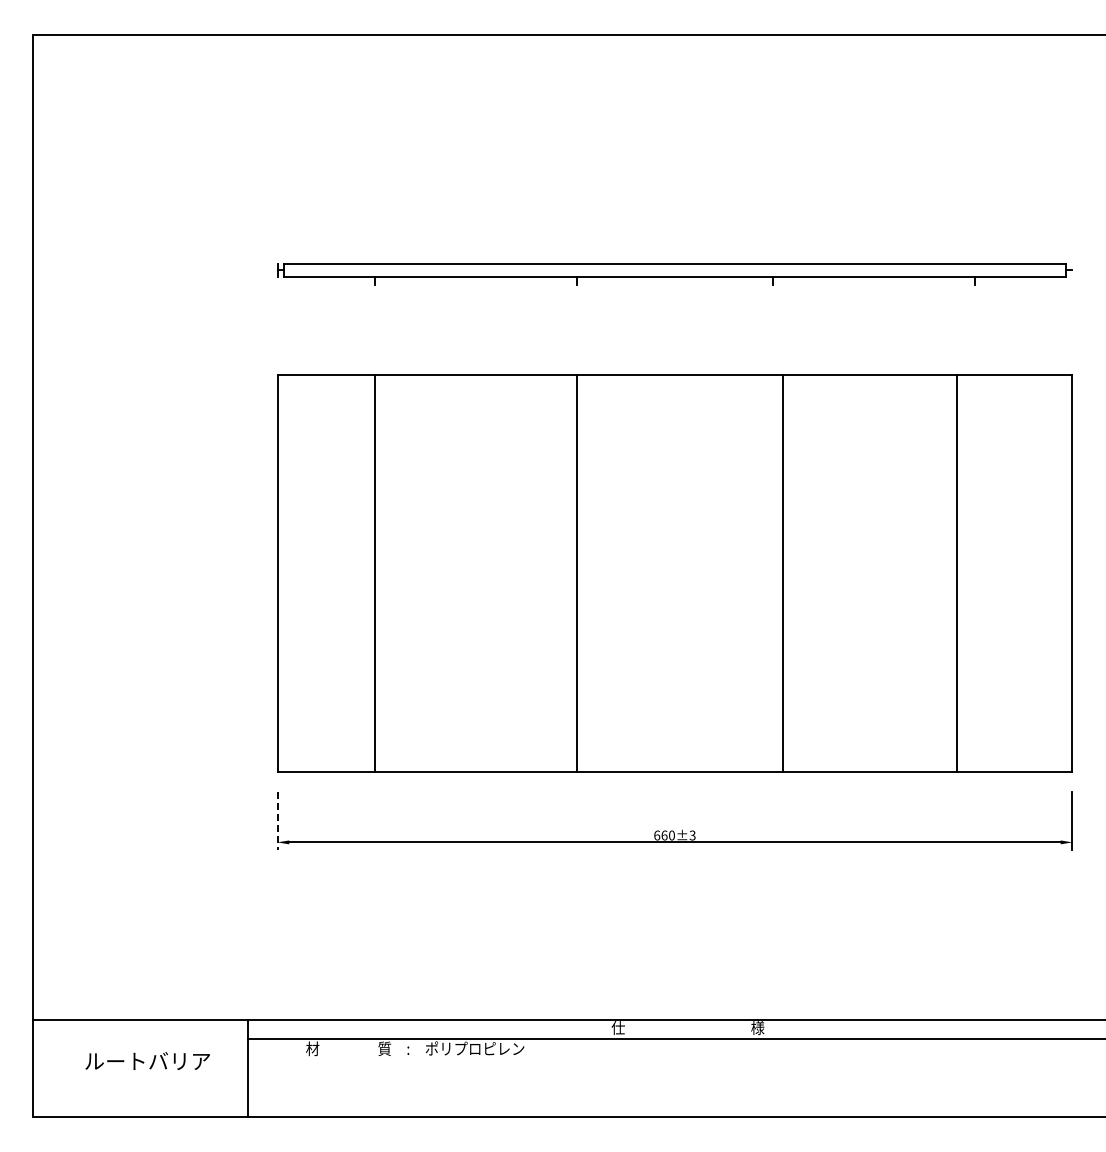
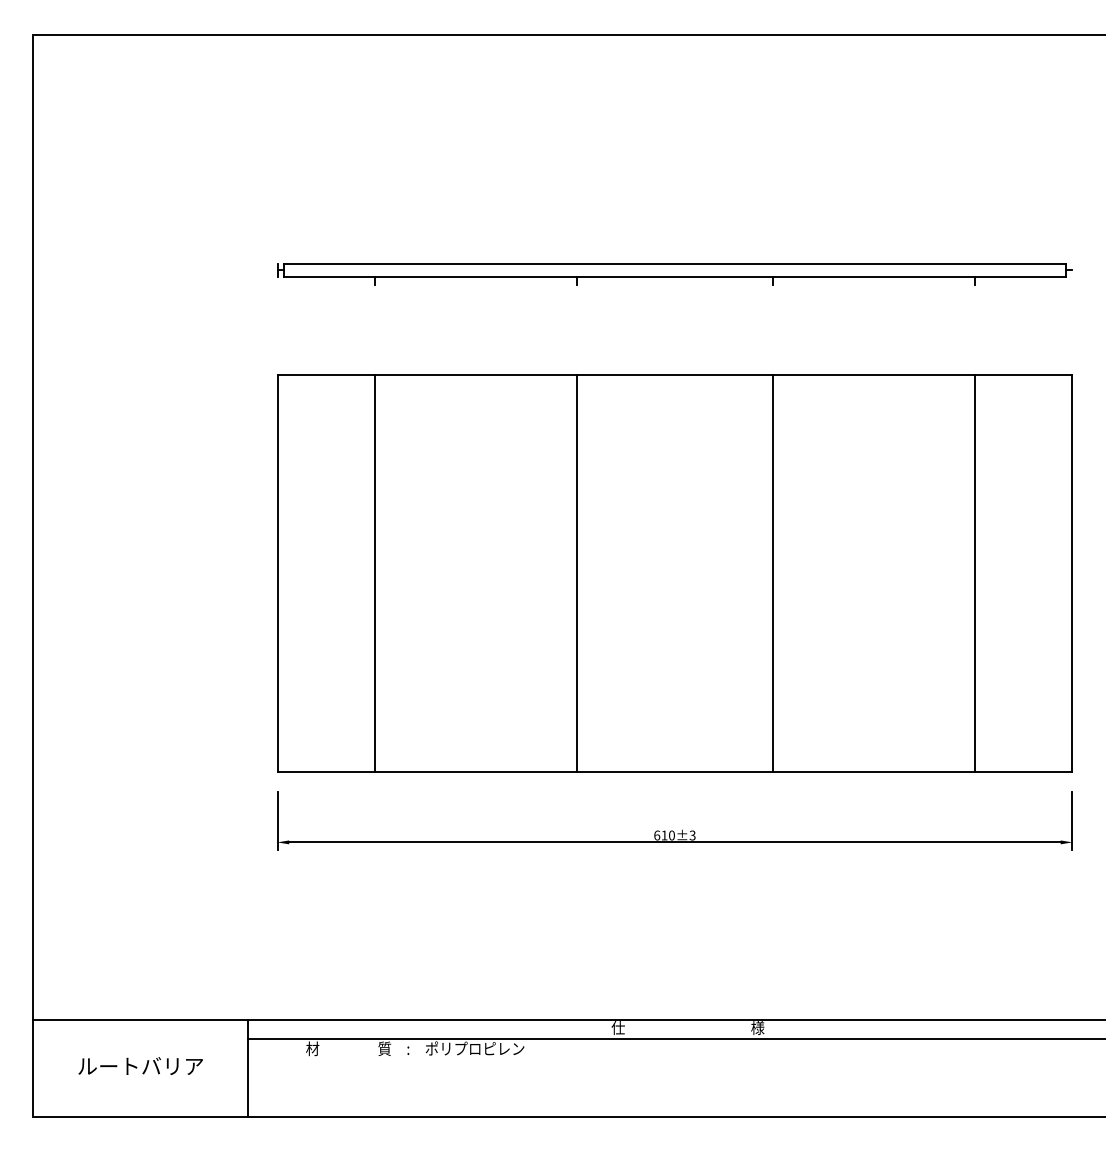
line position: (782, 573) -> (772, 573) (772, 573)
line position: (956, 573) -> (974, 573) (974, 573)
line: dashed -> solid (277, 821)
text: 660±3 -> 610±3 (664, 835)
text position: (147, 1060) -> (140, 1065) (140, 1065)
